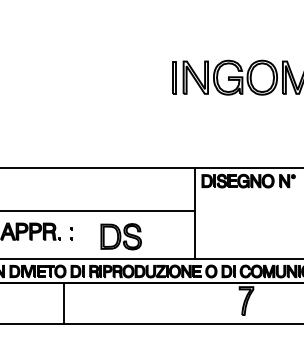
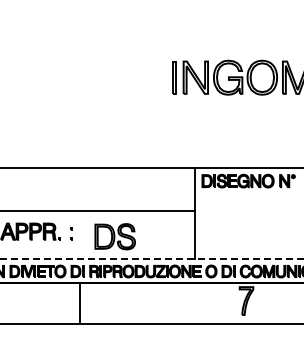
part position: (120, 236) -> (114, 236) (114, 236)
line: solid -> dashed (152, 259)
line position: (63, 303) -> (79, 303) (79, 303)
